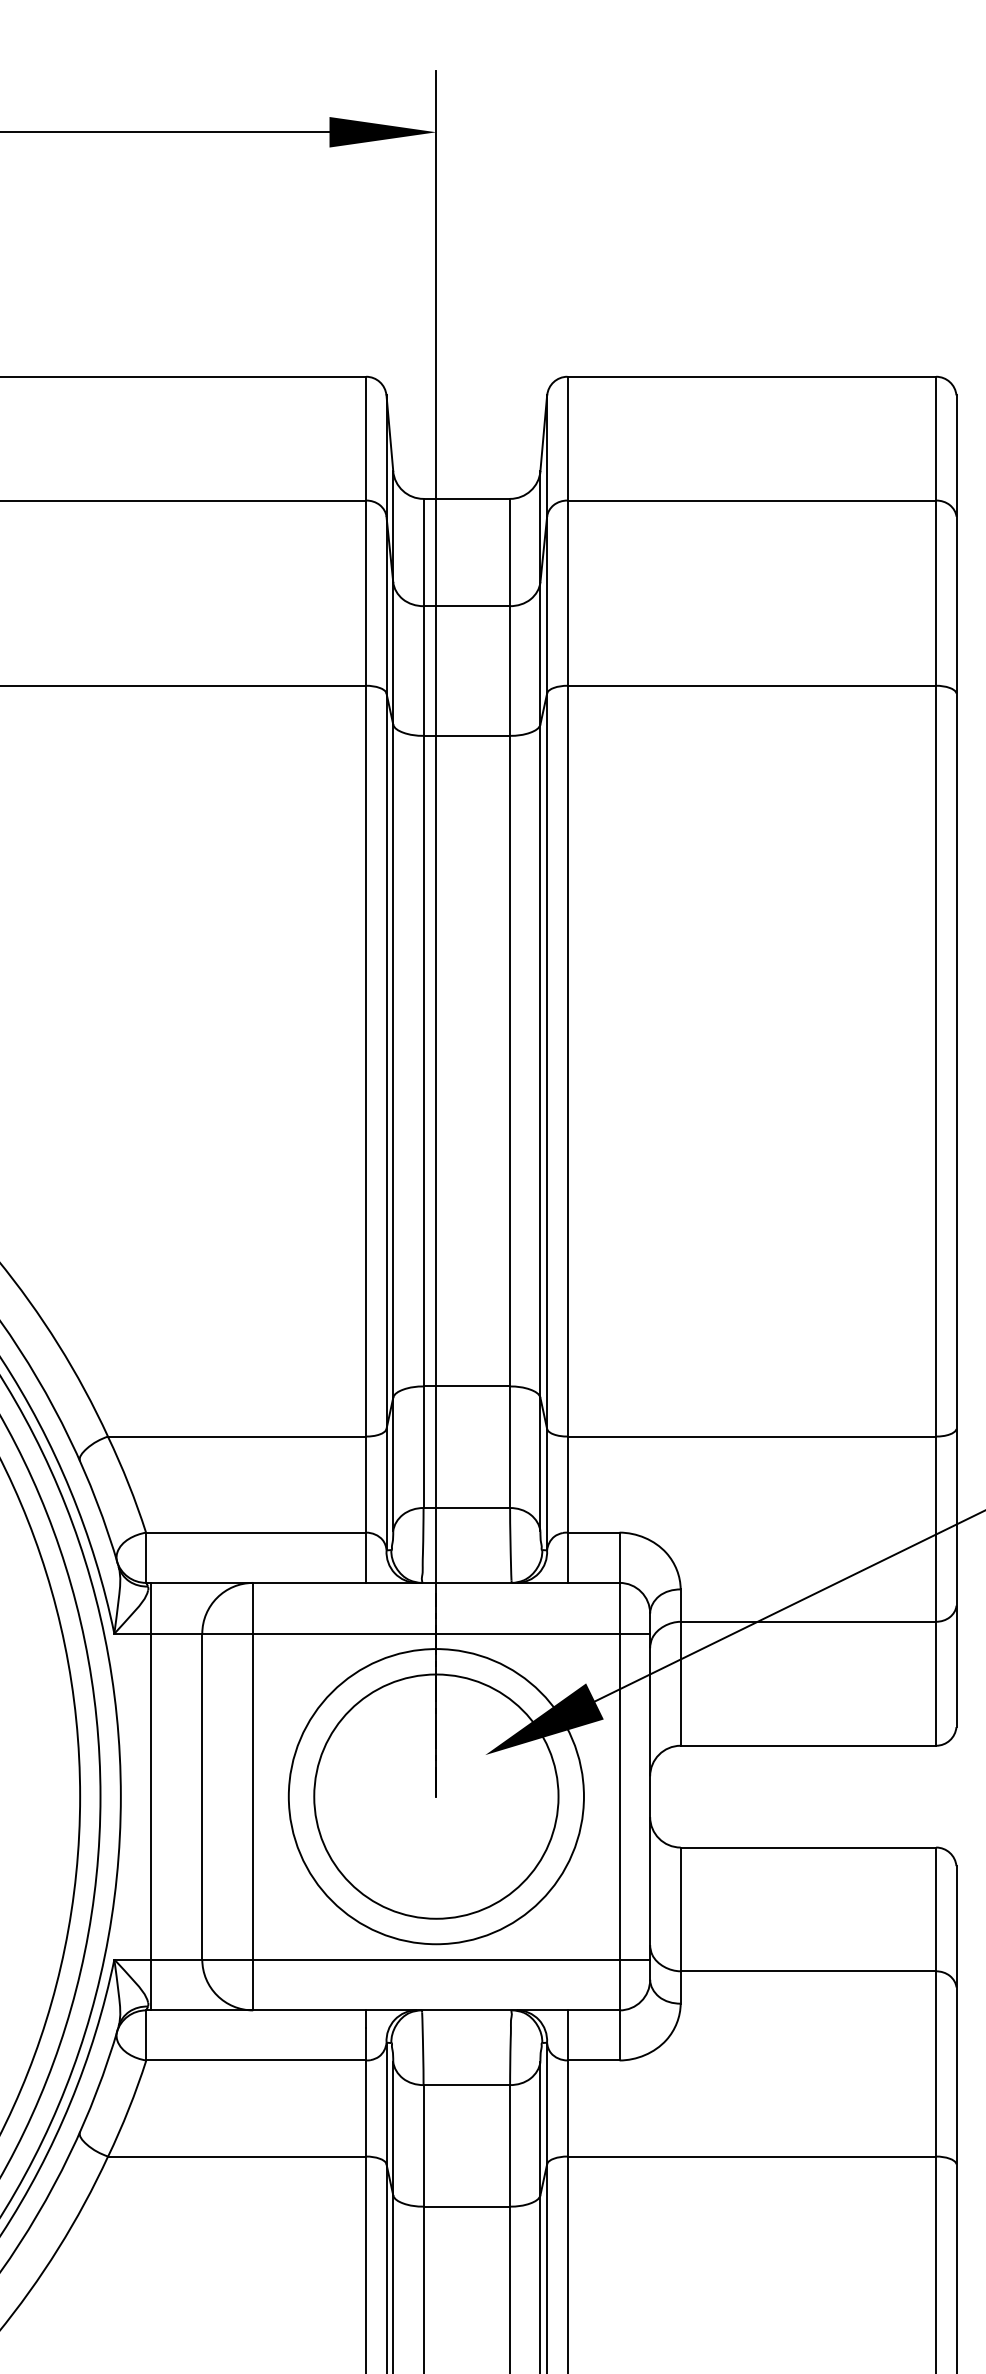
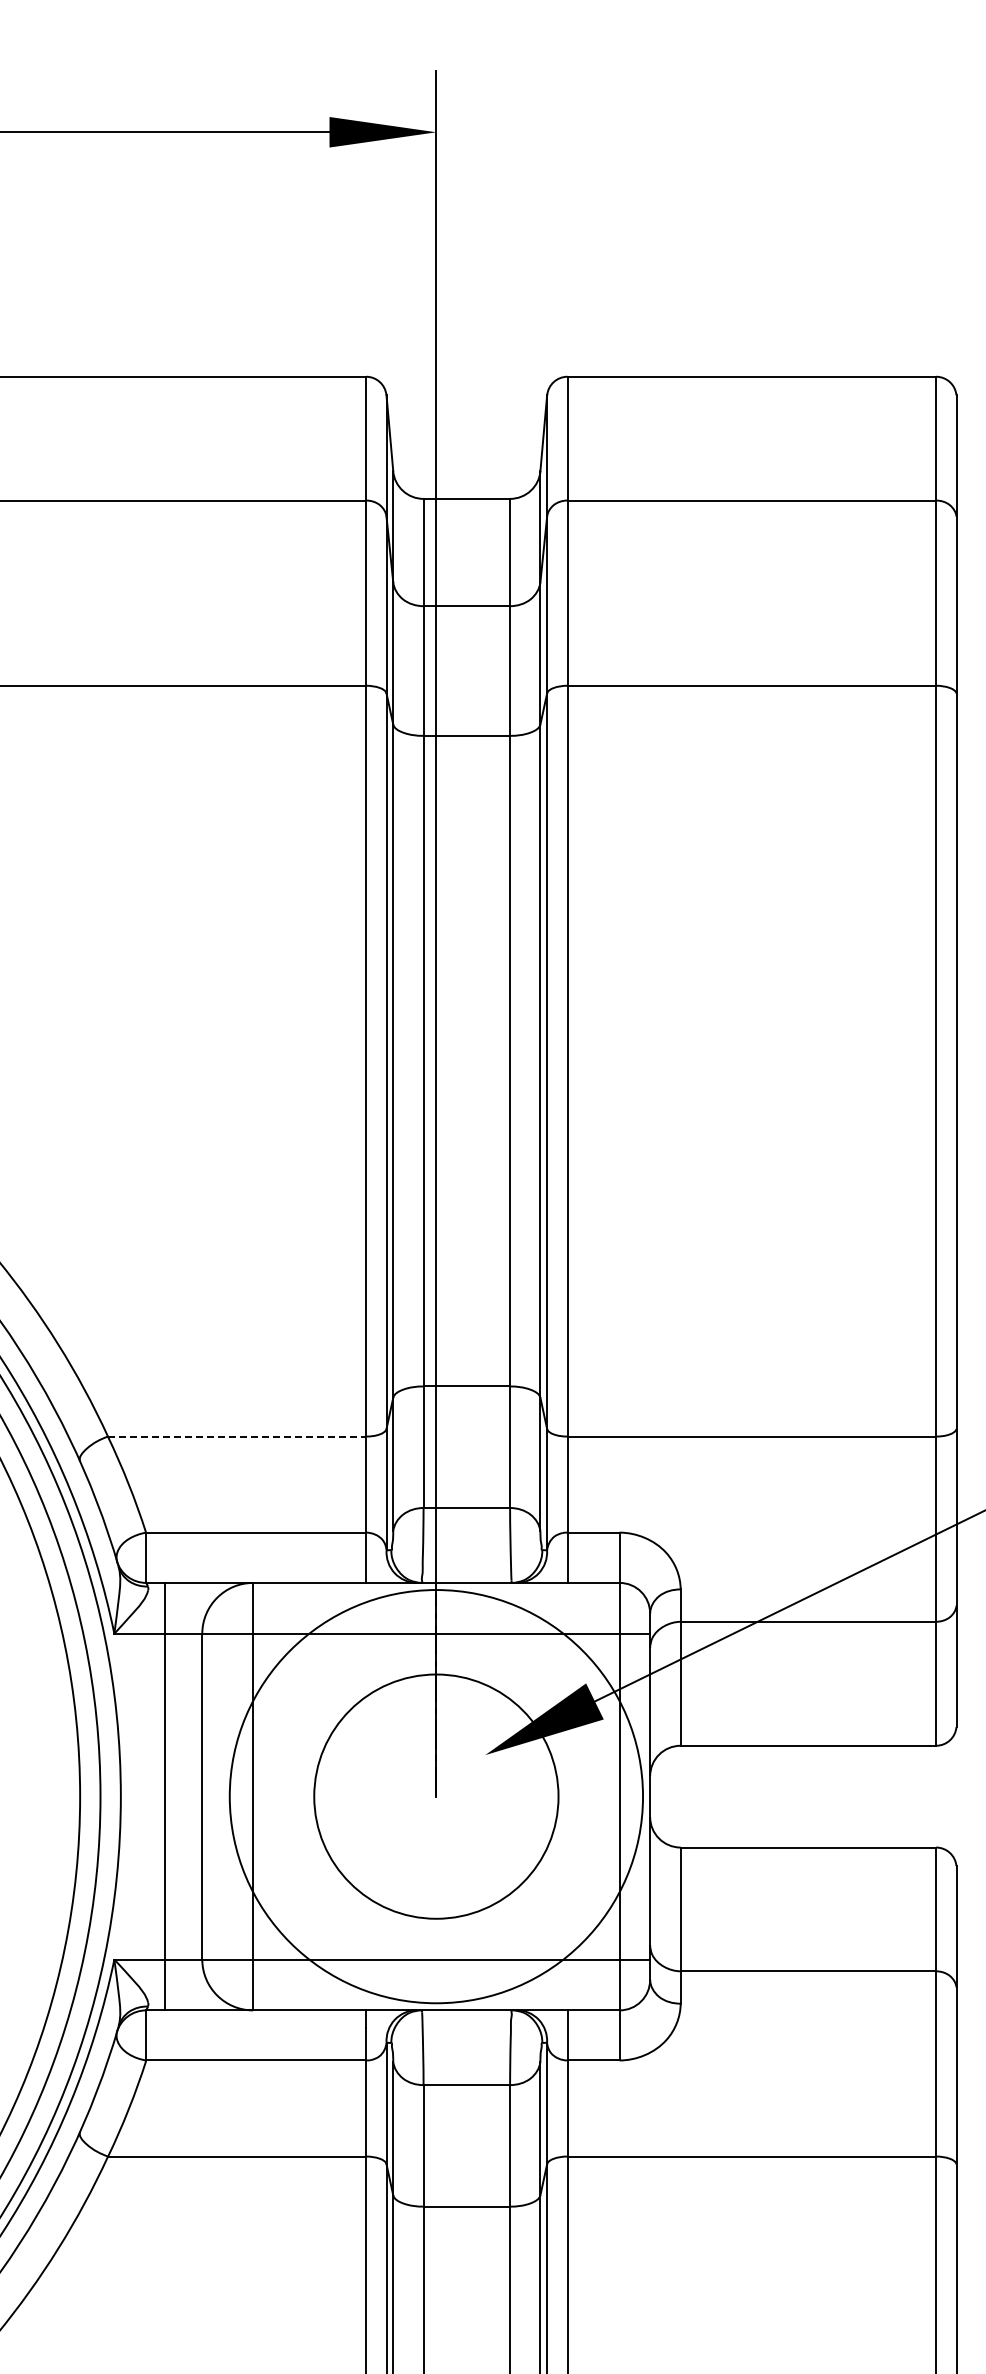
line: solid -> dashed (237, 1436)
line position: (151, 1796) -> (165, 1796) (165, 1796)
circle diameter: 295 px -> 413 px (436, 1796)
